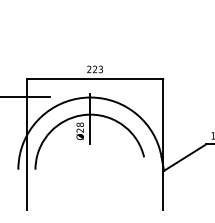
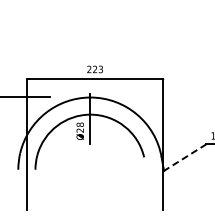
line: solid -> dashed (185, 157)
